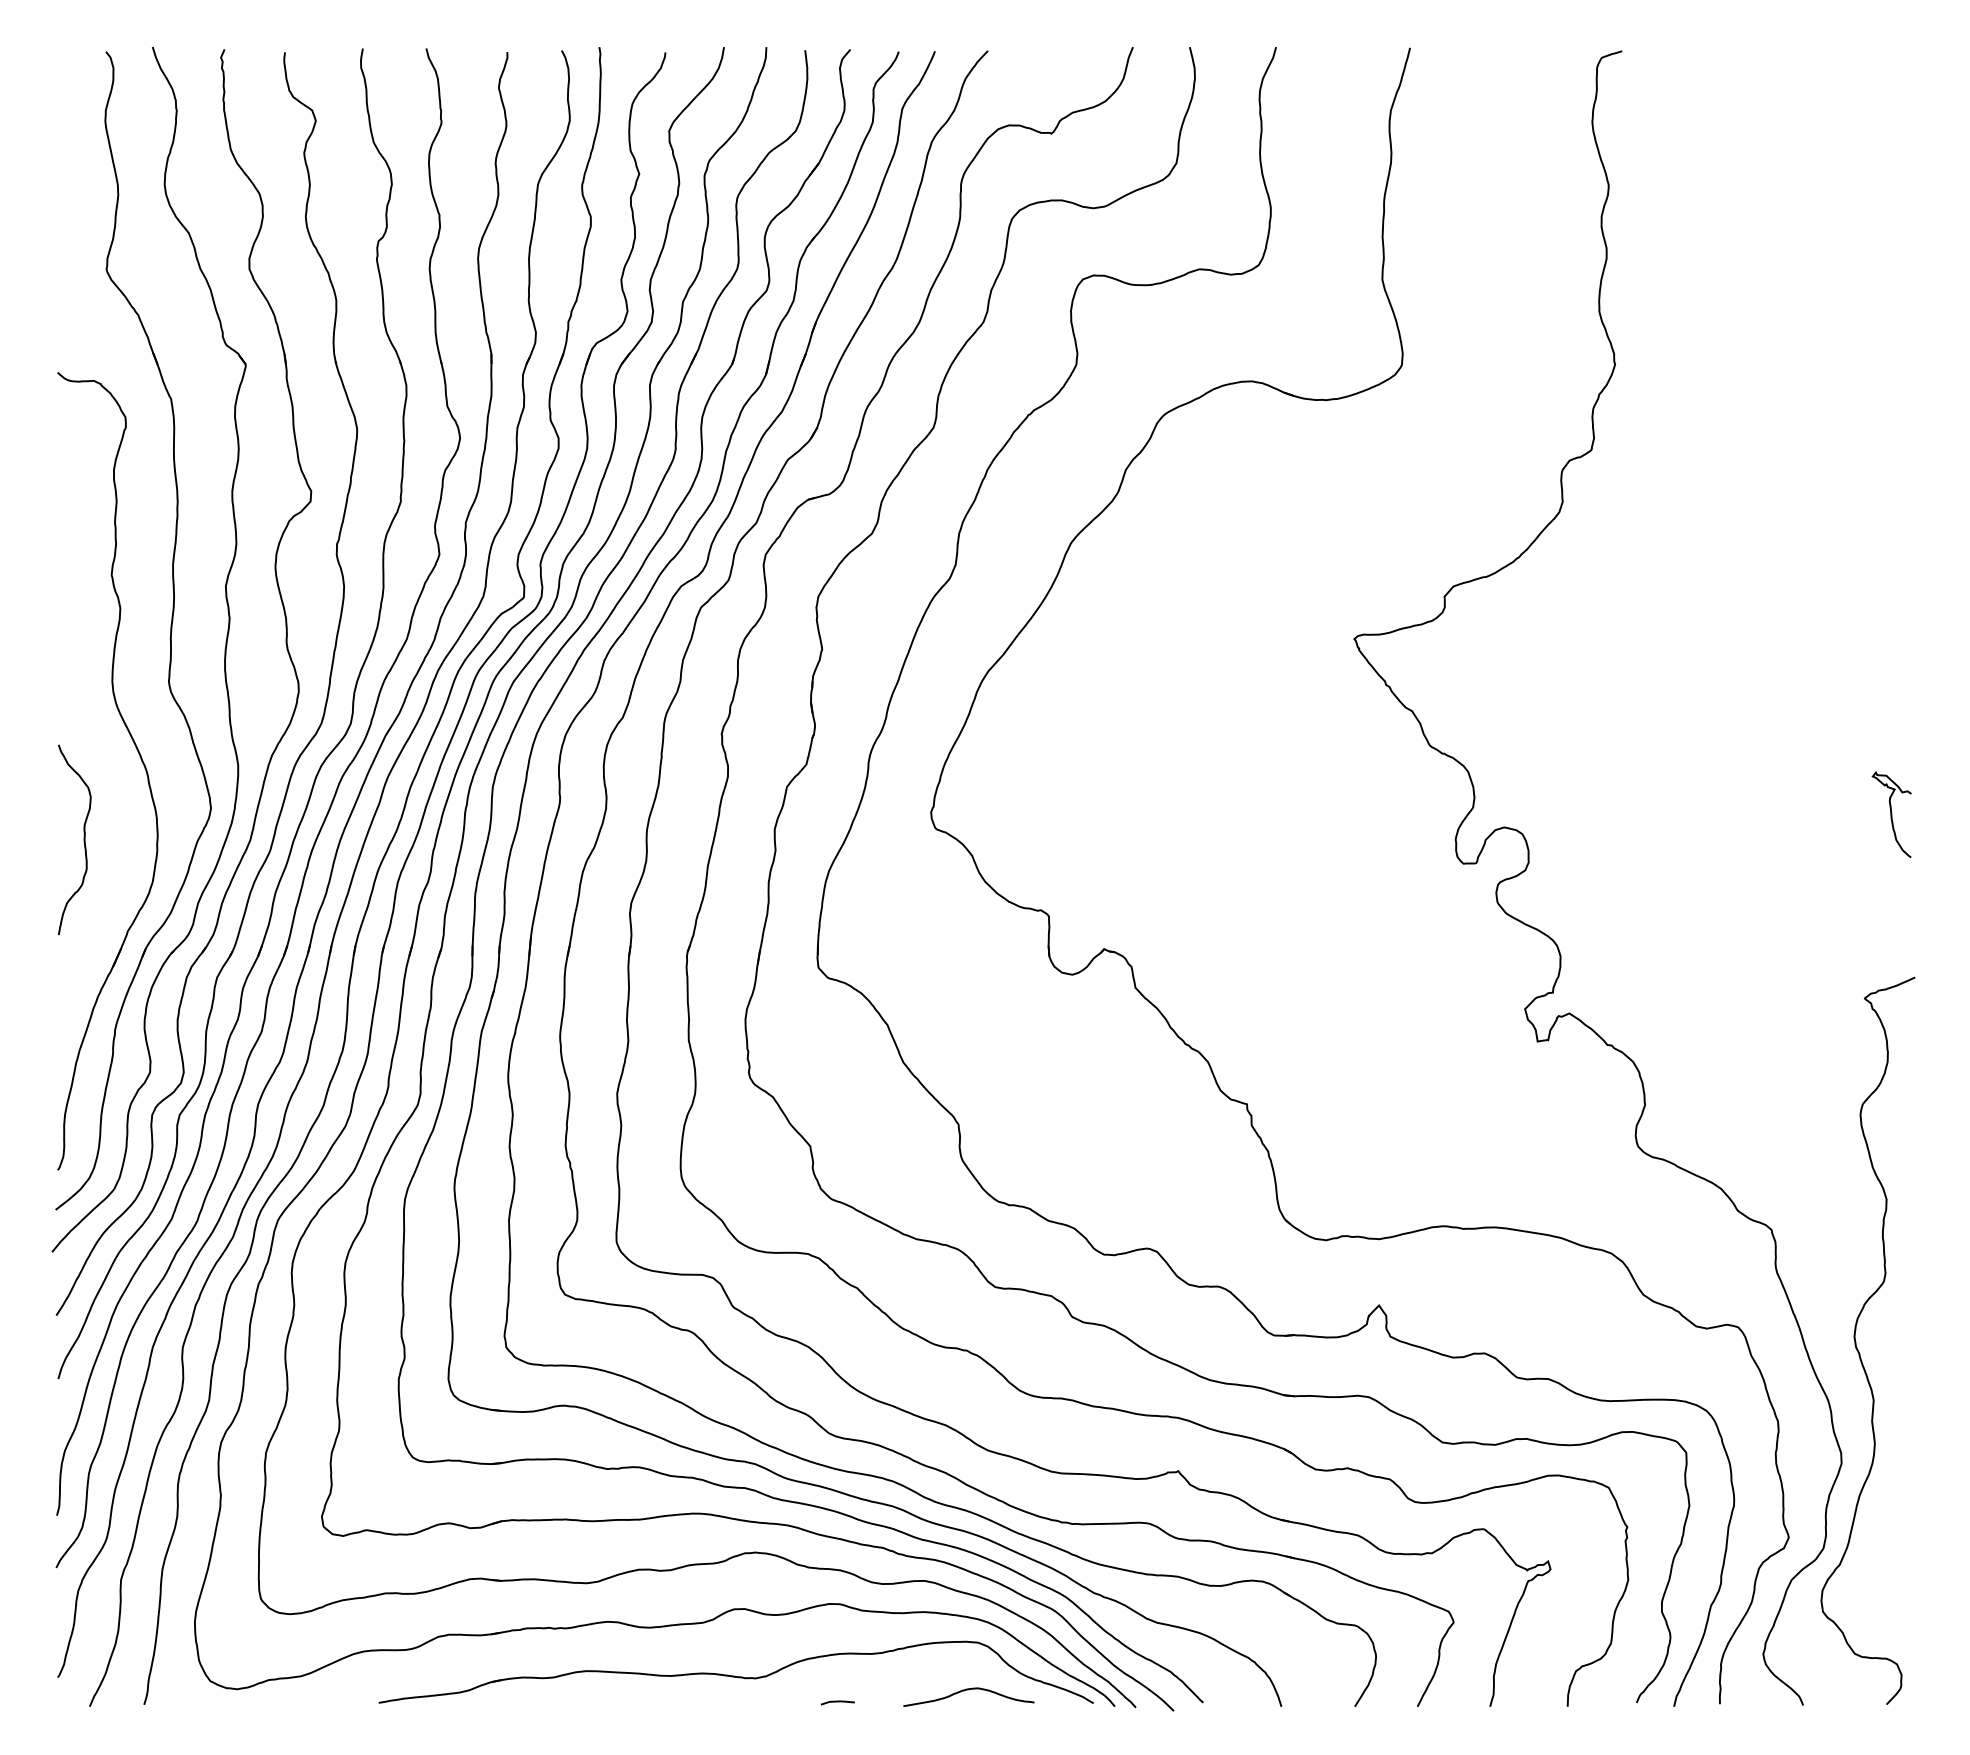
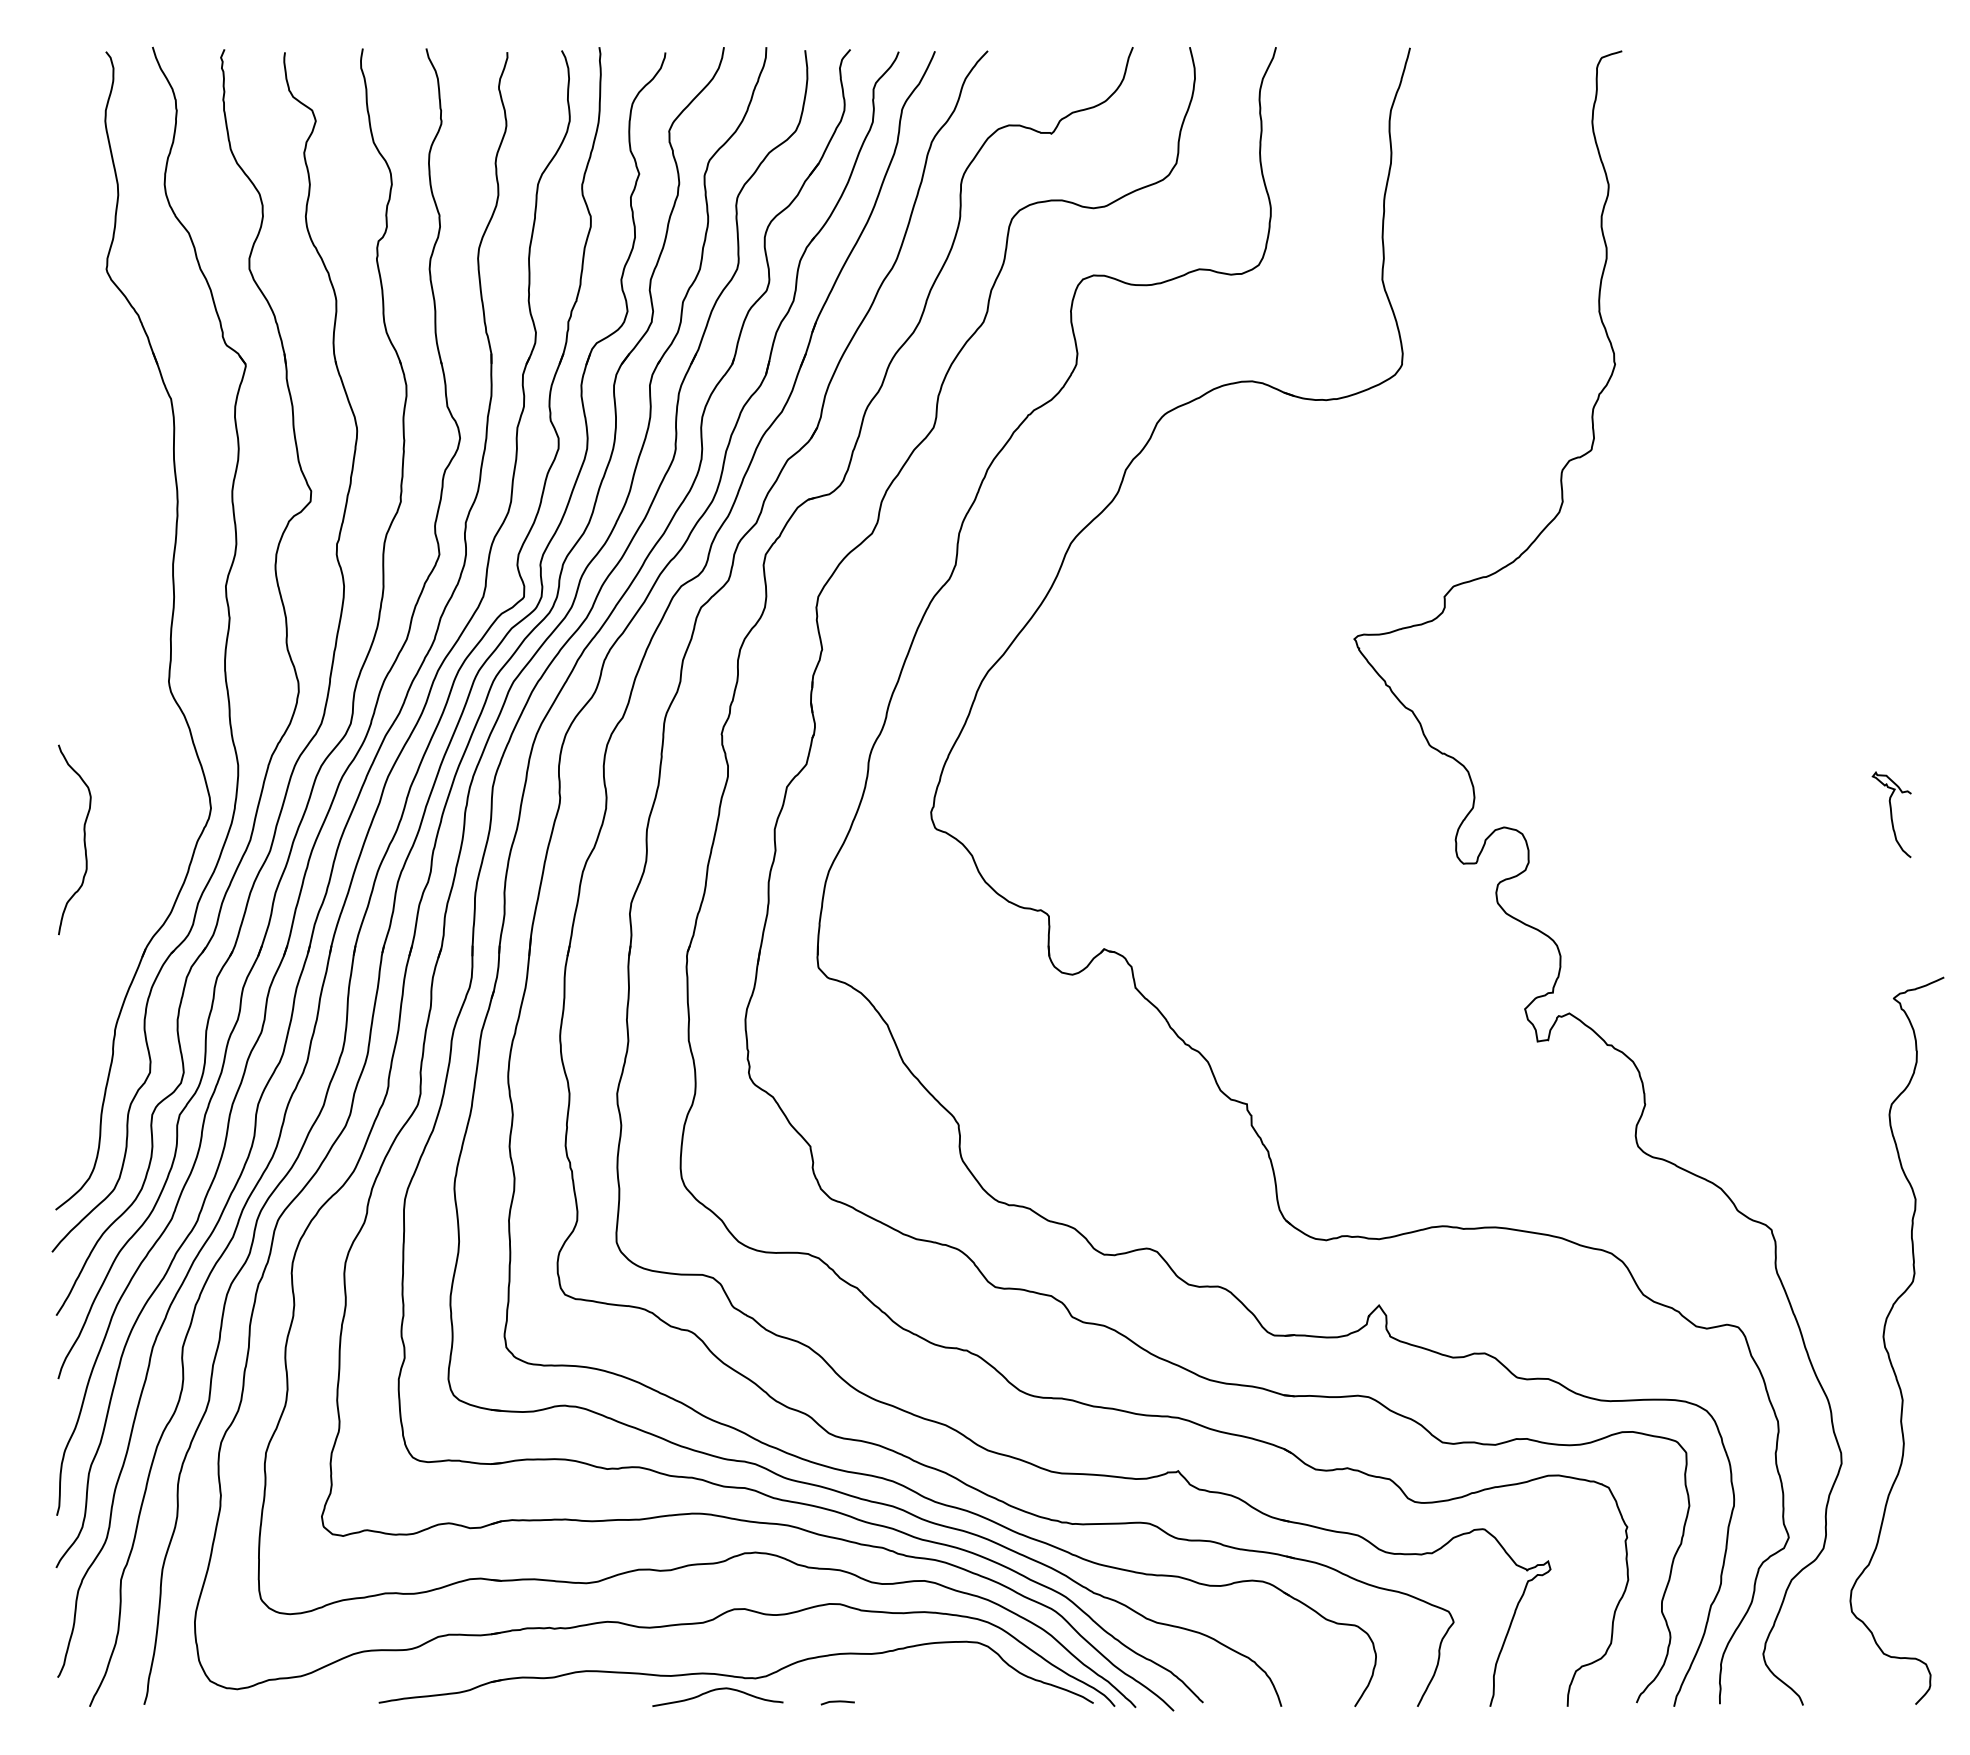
part: present -> none (140, 759)
curve position: (1856, 1341) -> (1885, 1341) (1885, 1341)
curve position: (968, 1690) -> (717, 1690) (717, 1690)
